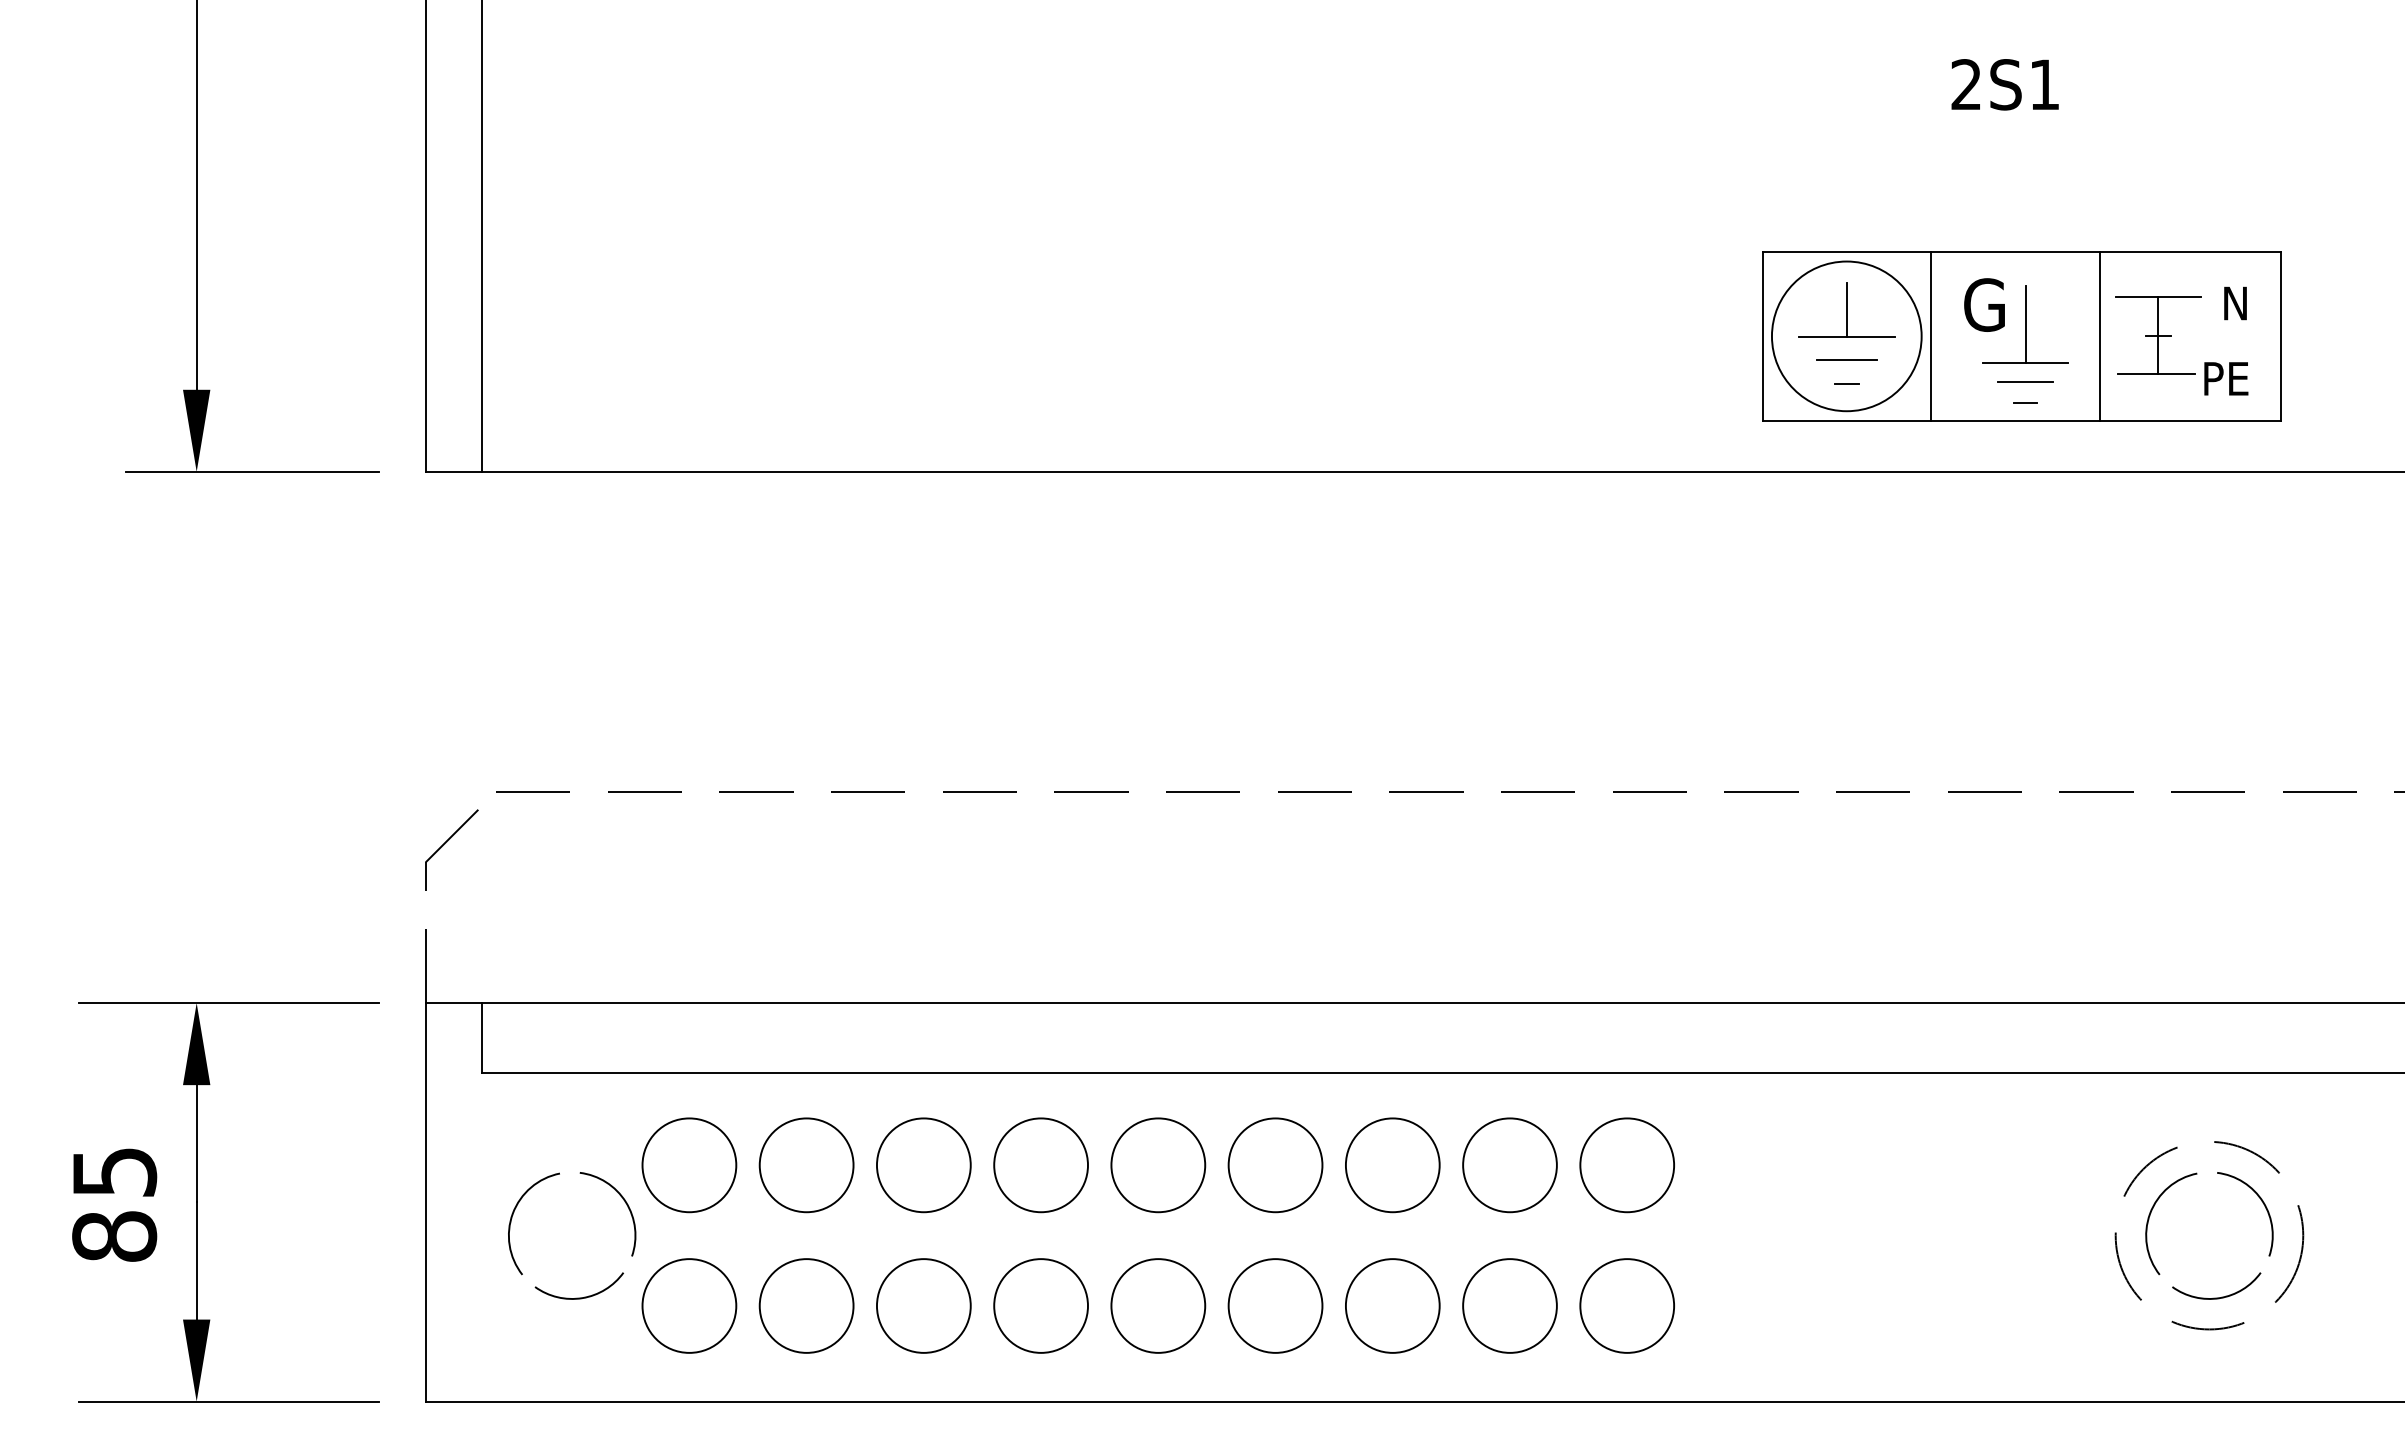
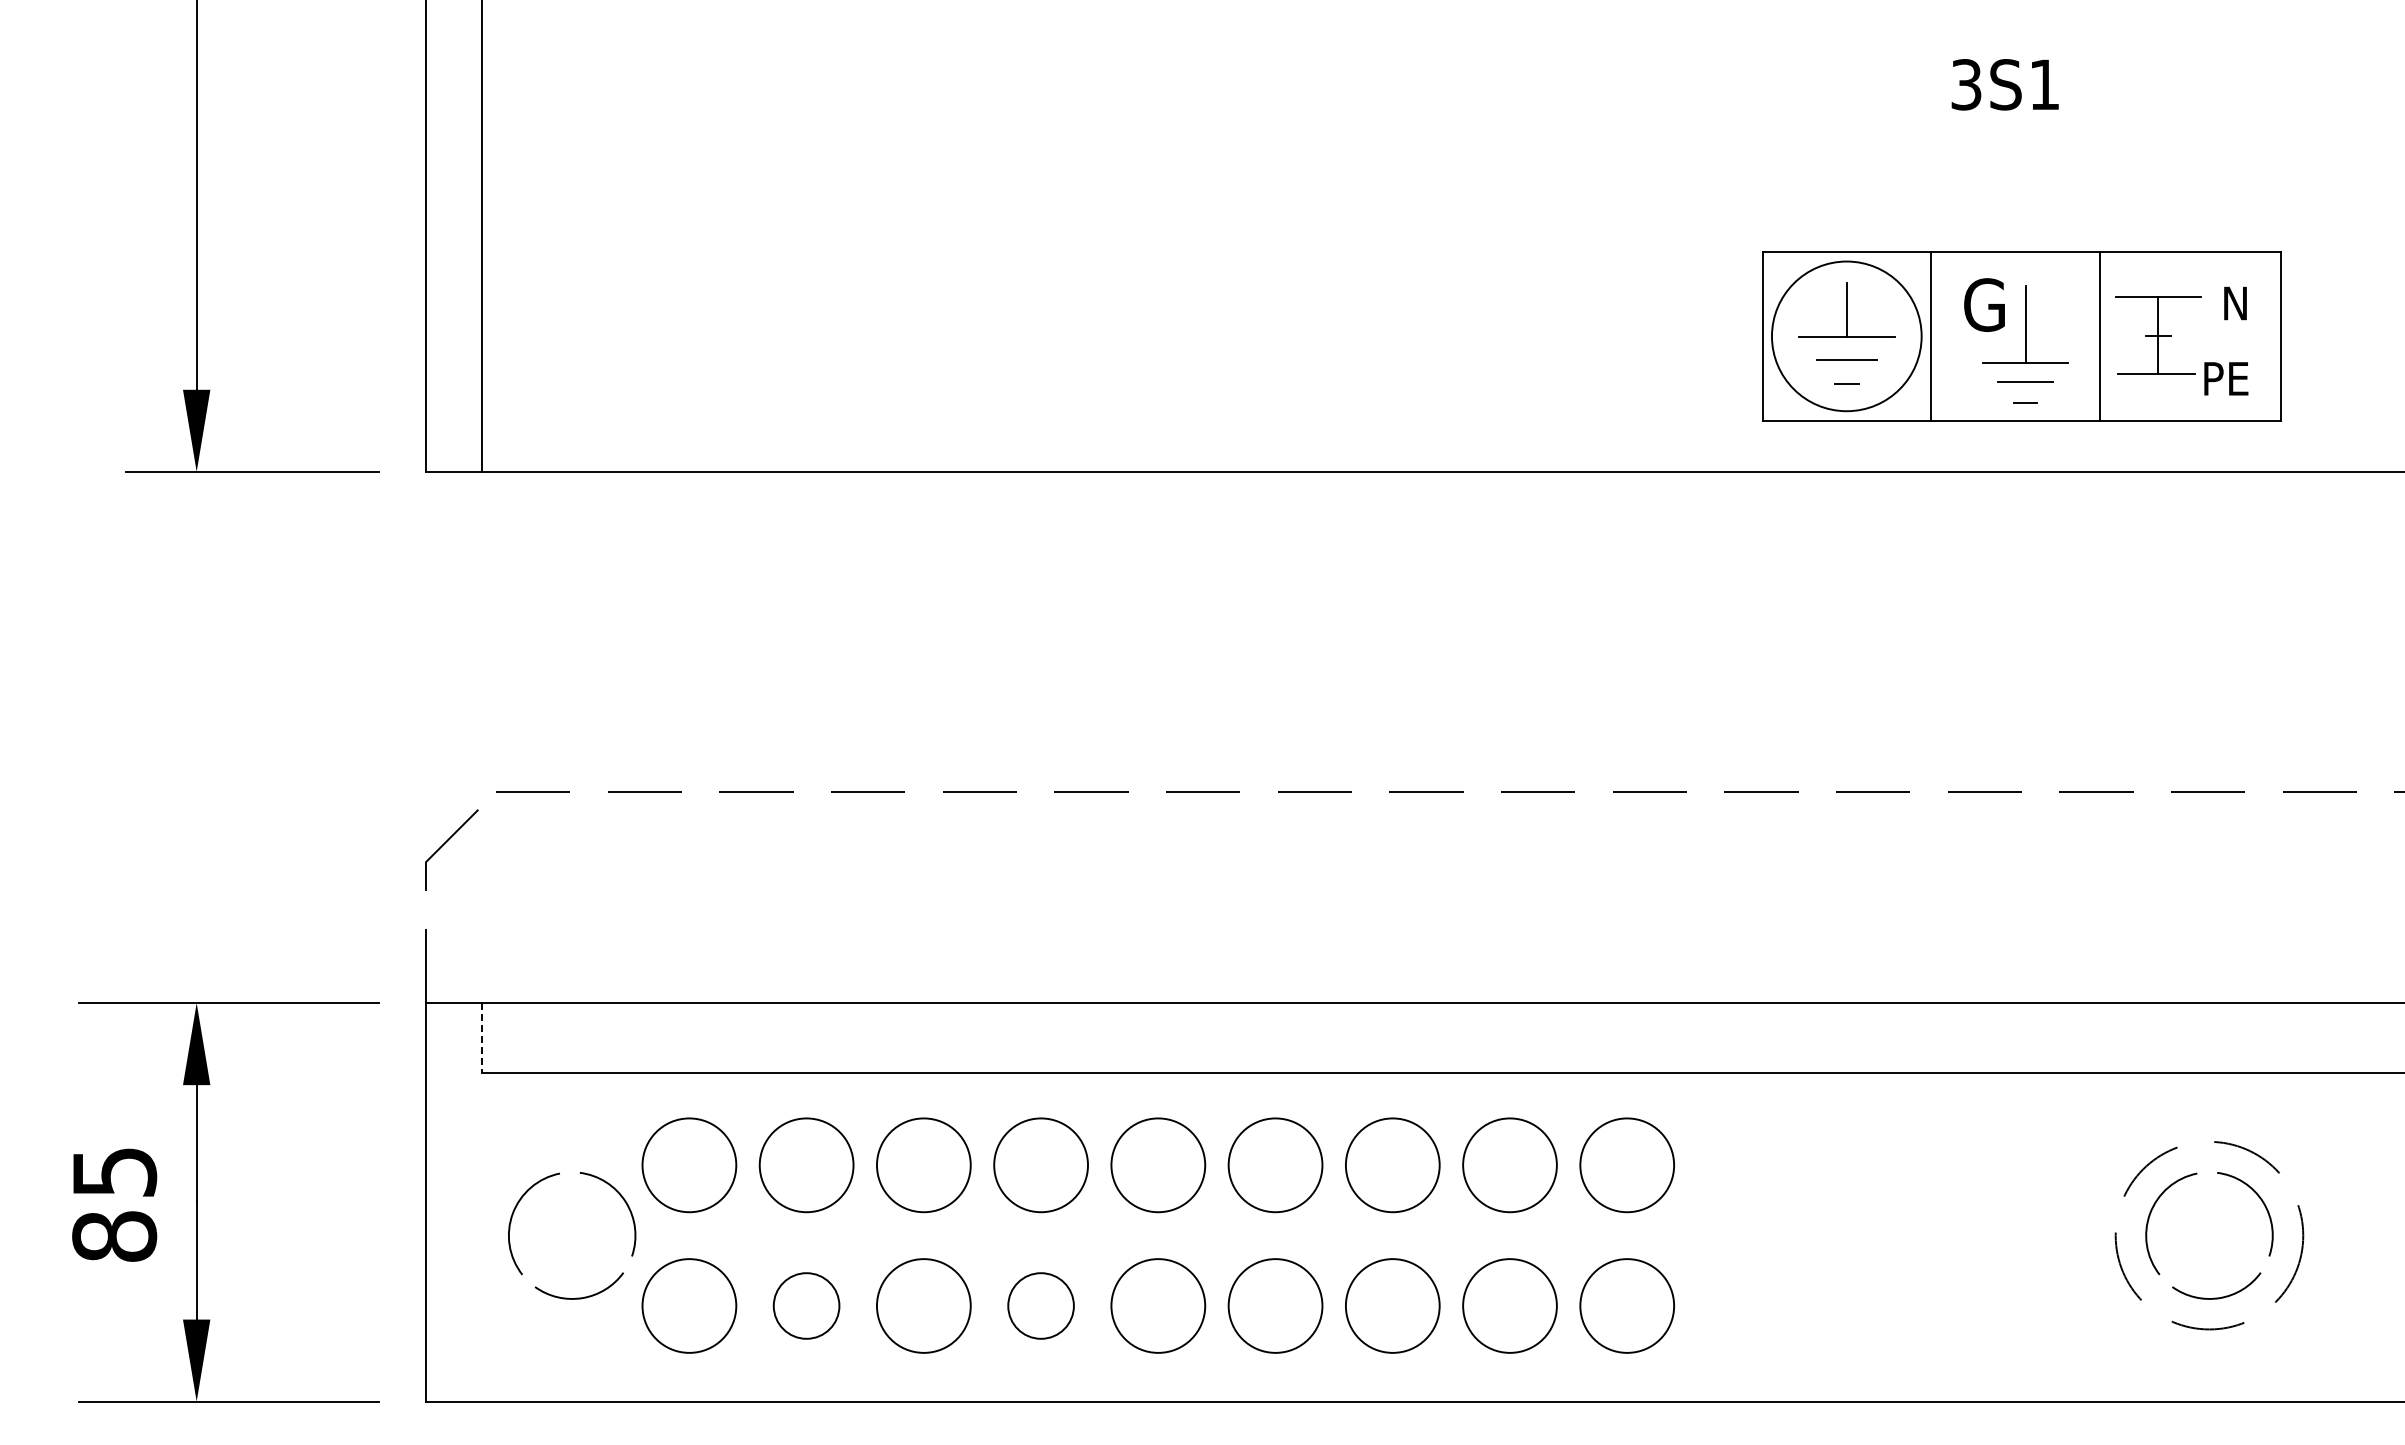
text: 2S1 -> 3S1 (1966, 84)
line: solid -> dashed (481, 1038)
circle size: 97x96 px -> 69x68 px (806, 1305)
circle diameter: 94 px -> 66 px (1040, 1305)
